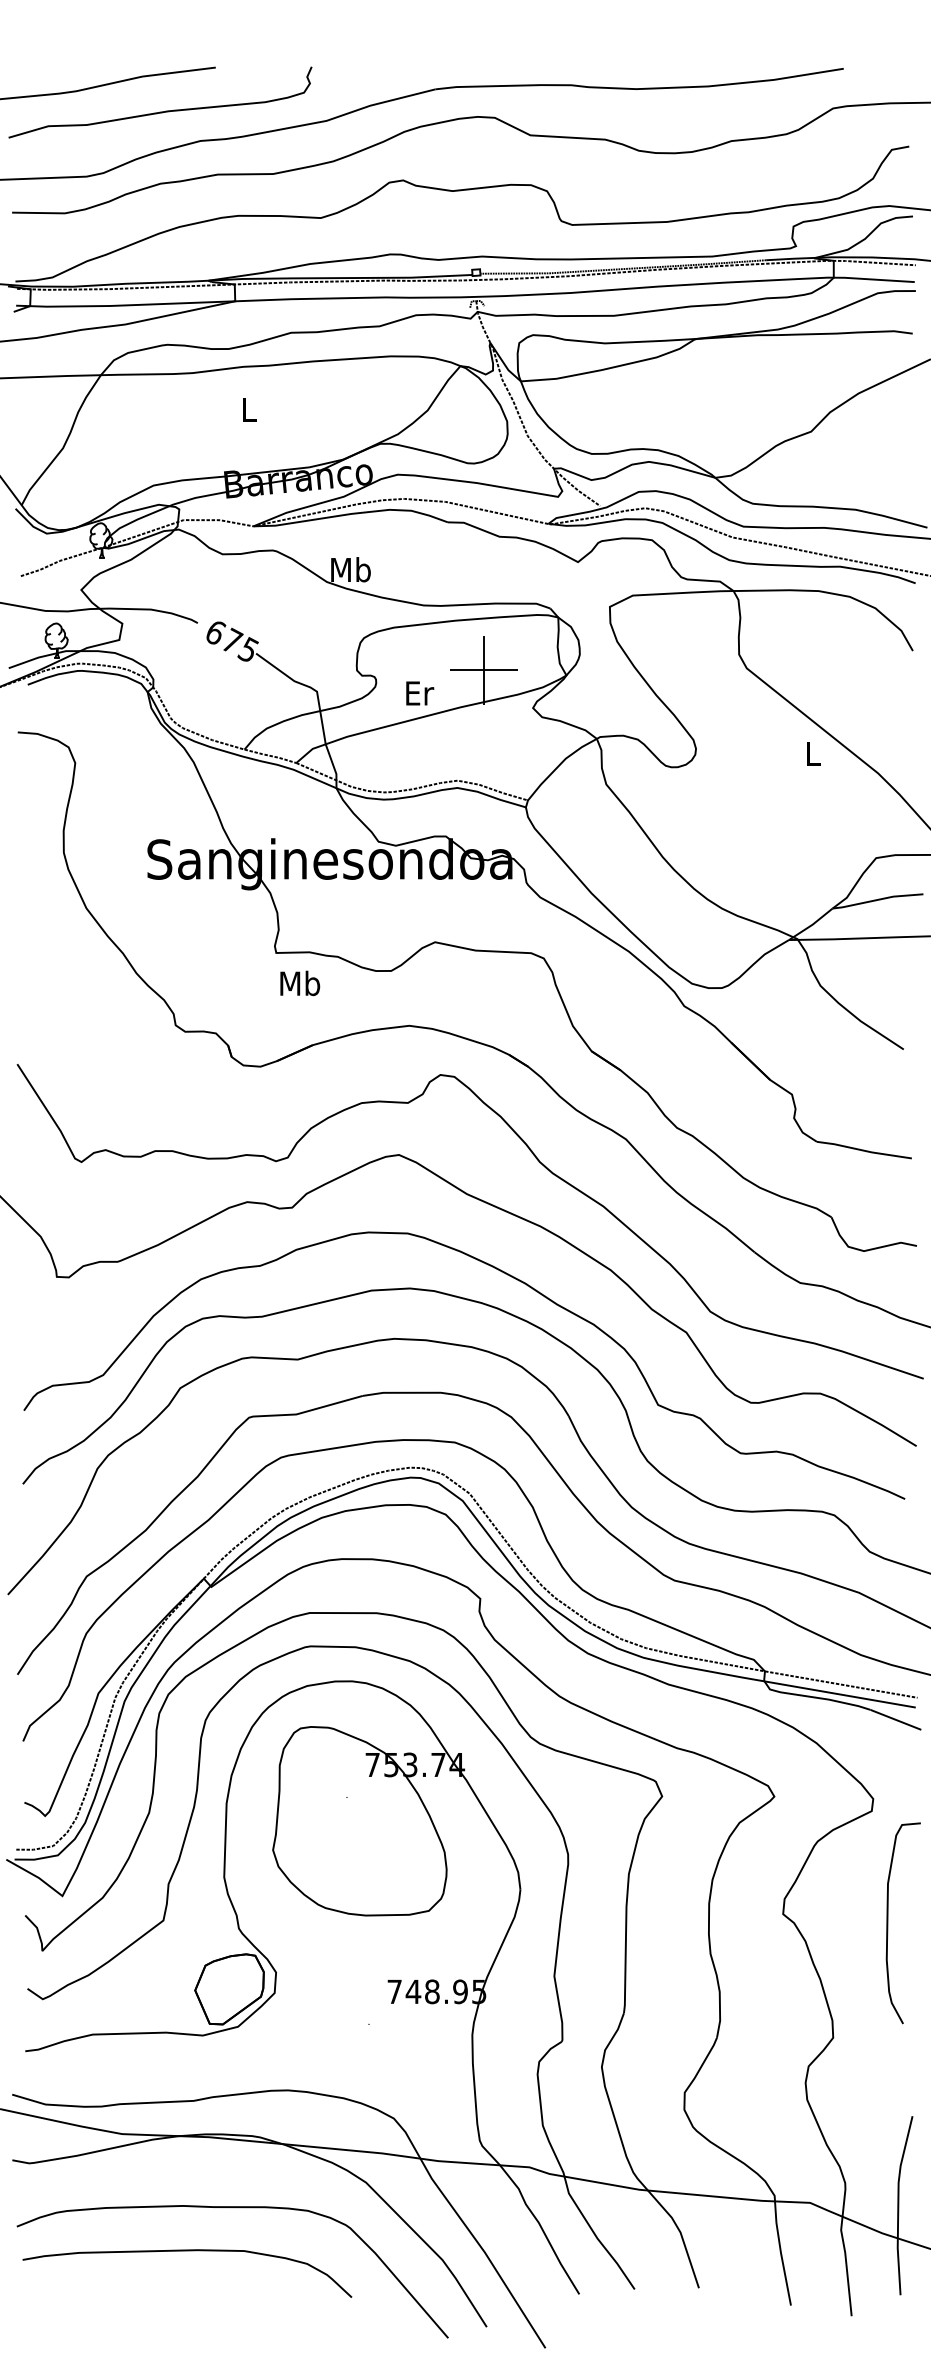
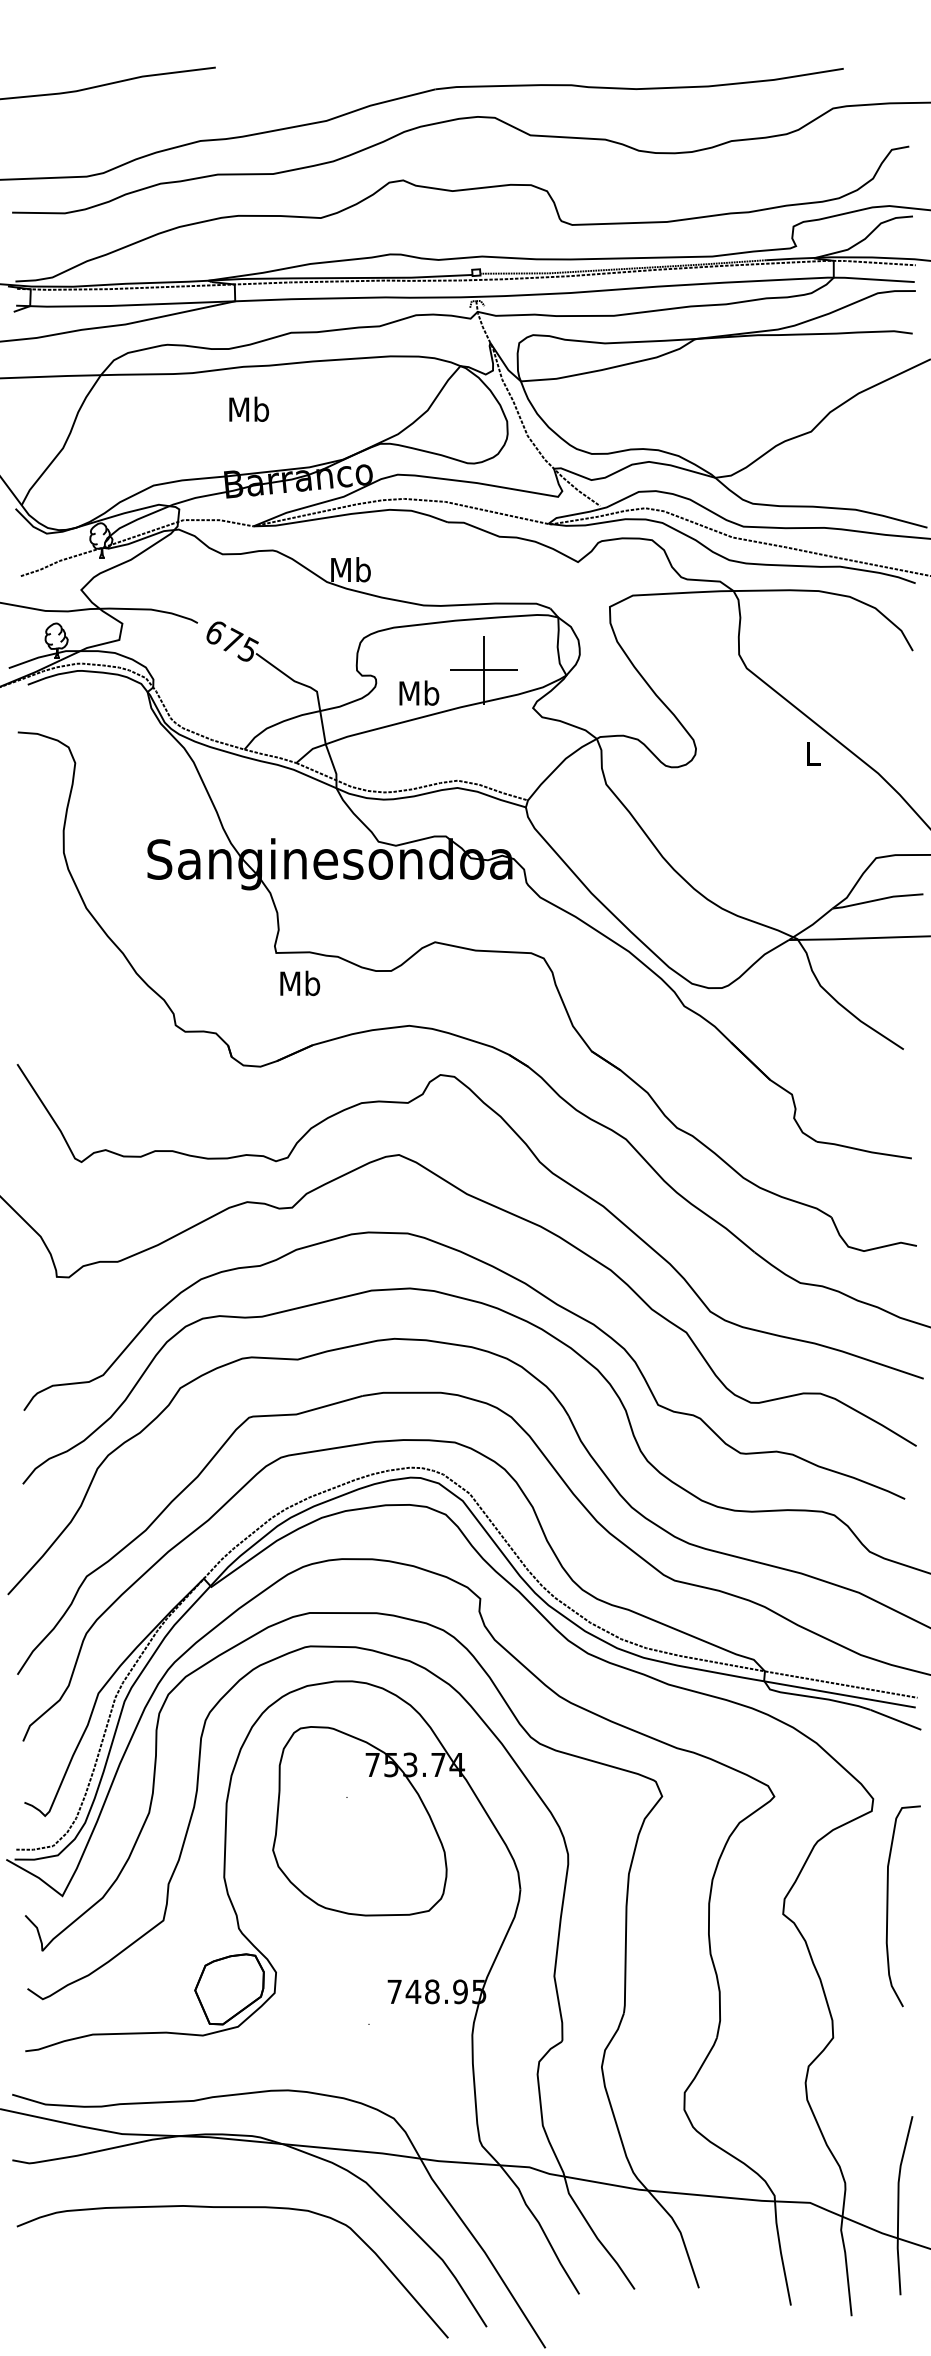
curve: present -> none (160, 111)
text: L -> Mb (249, 408)
text: Er -> Mb (419, 692)
curve position: (888, 1923) -> (888, 1906) (888, 1906)
curve: present -> none (187, 2251)
